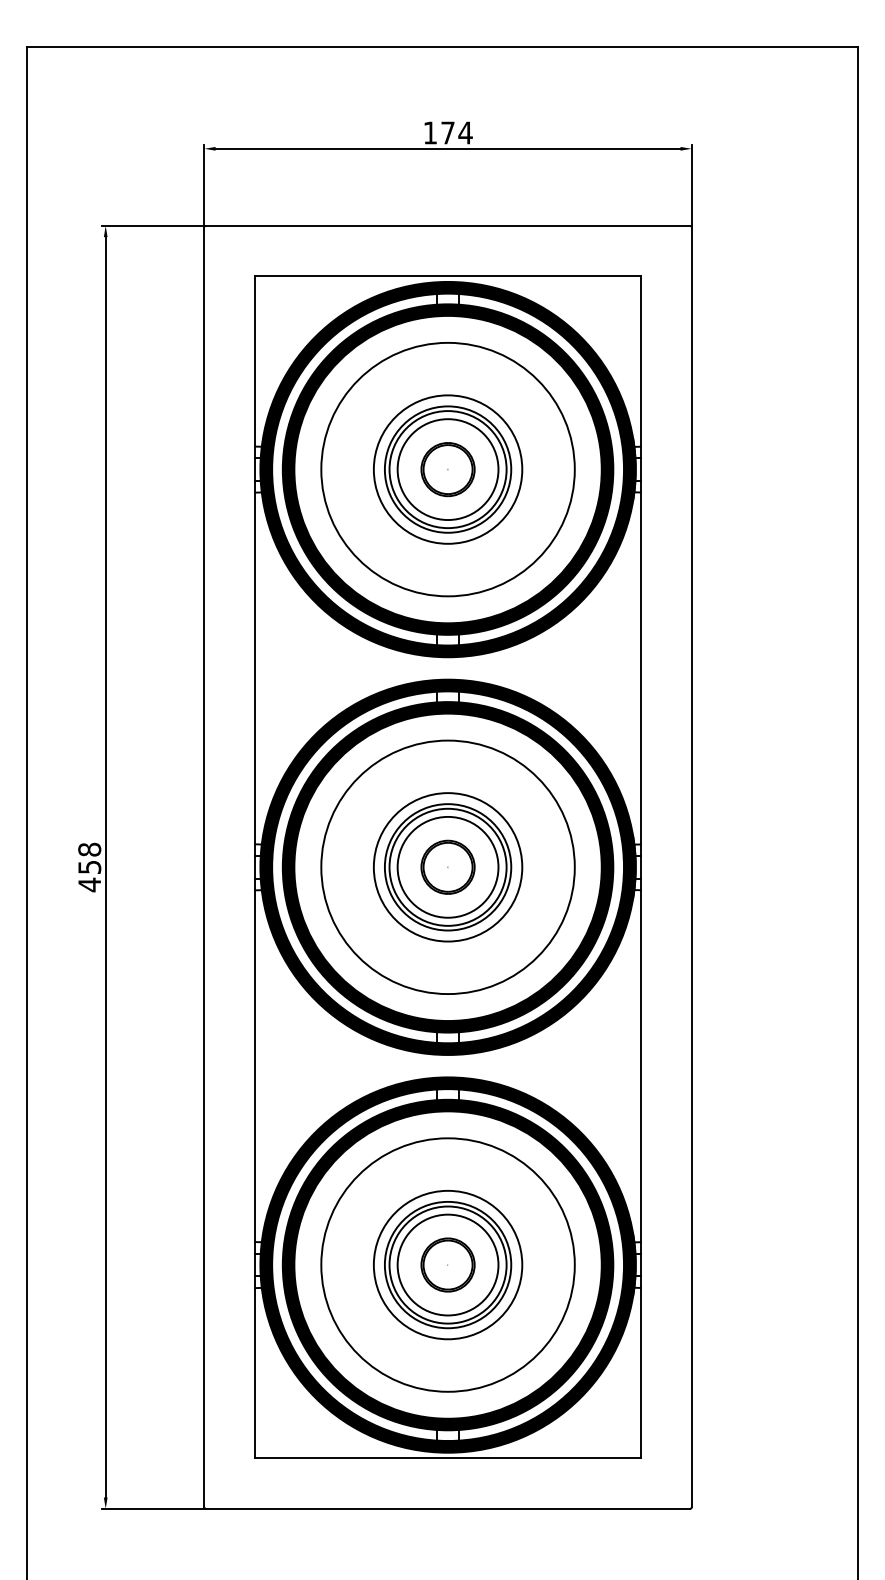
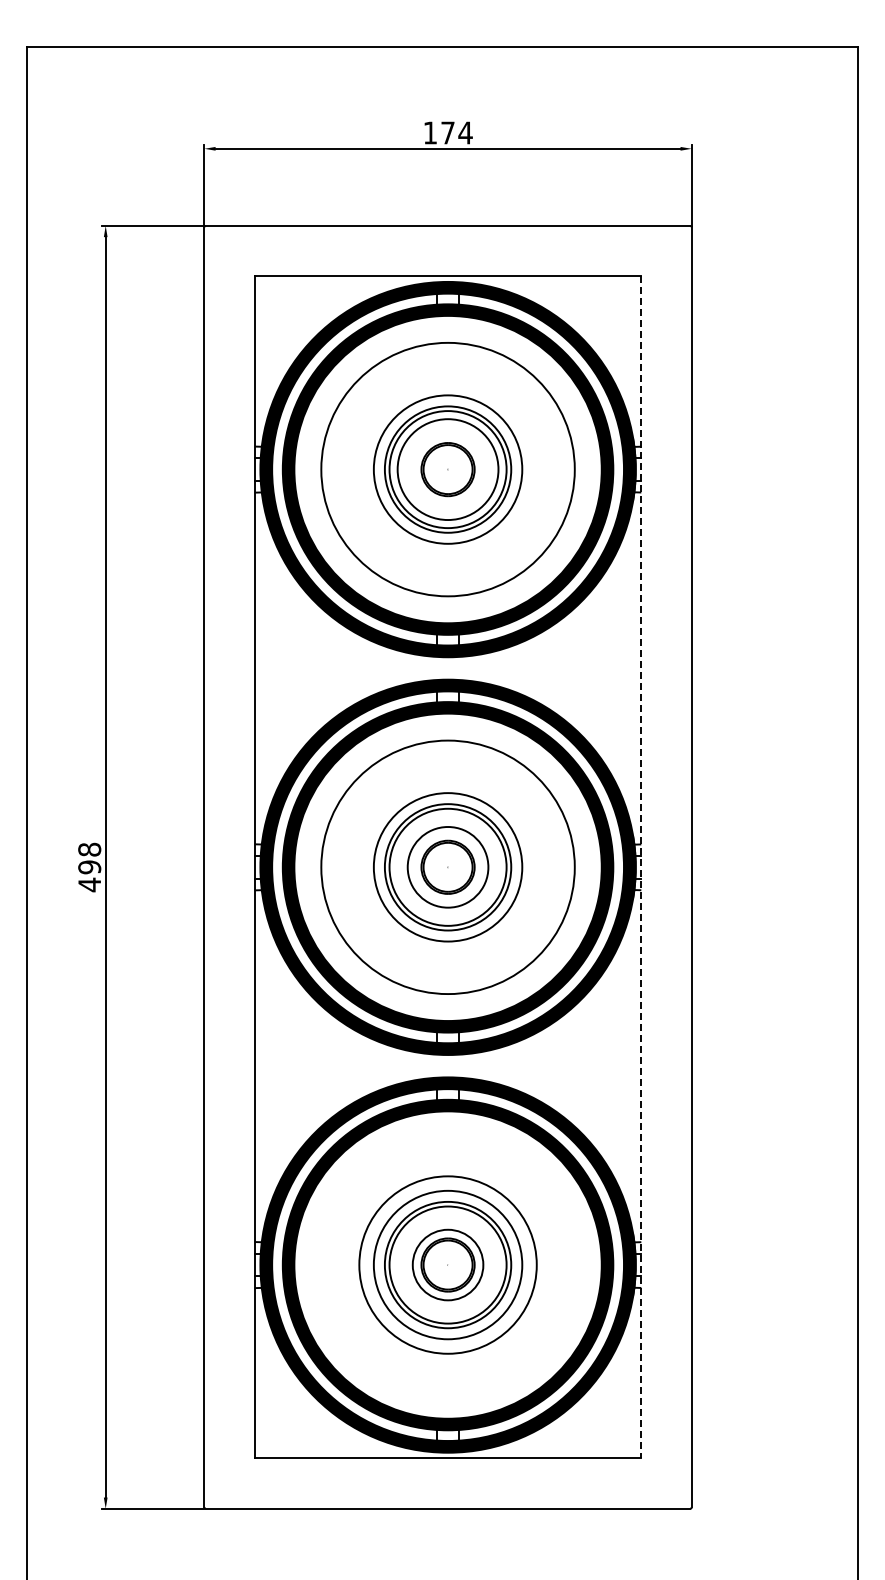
circle diameter: 101 px -> 81 px (447, 867)
text: 458 -> 498 (89, 867)
line: solid -> dashed (641, 867)
circle diameter: 101 px -> 71 px (447, 1264)
circle diameter: 253 px -> 177 px (447, 1264)
